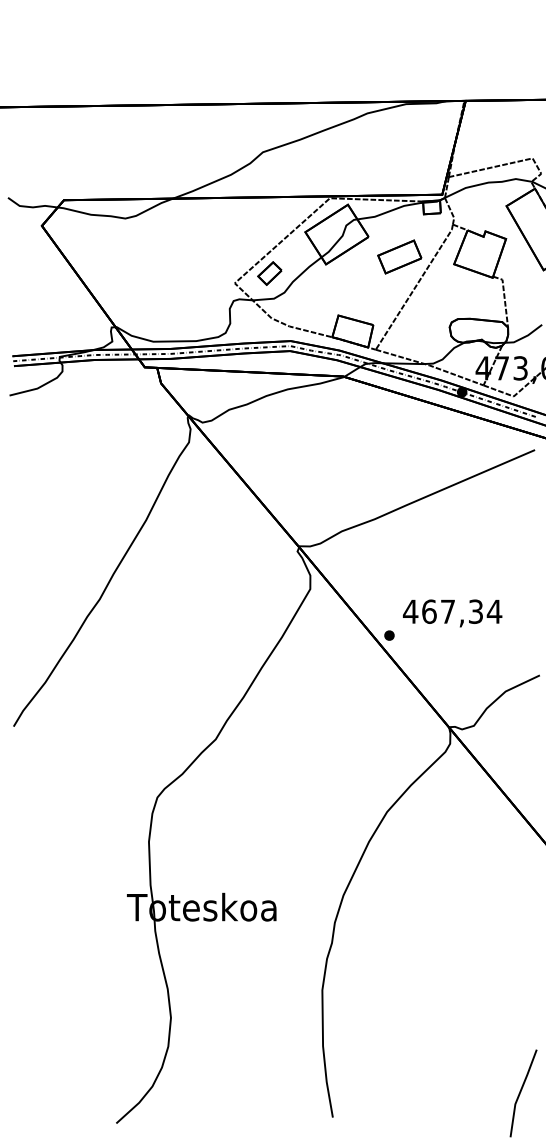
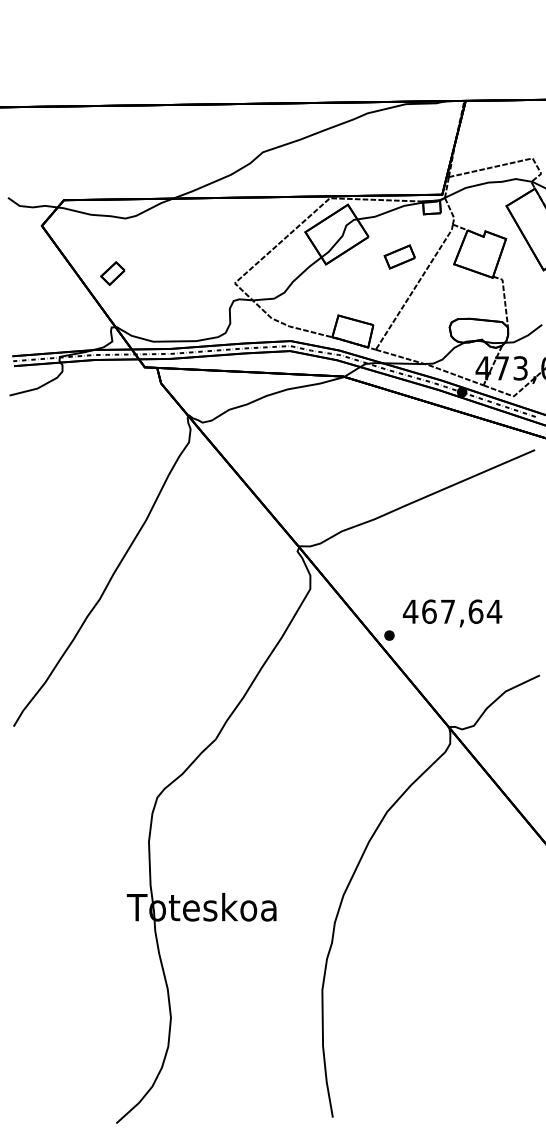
part size: 46x36 px -> 33x26 px (399, 256)
part position: (269, 273) -> (112, 273) (112, 273)
text: 467,34 -> 467,64 (475, 611)
line: present -> none (521, 1092)
